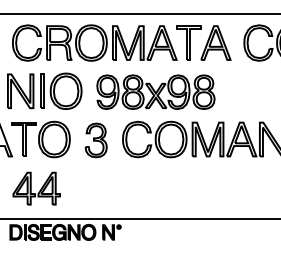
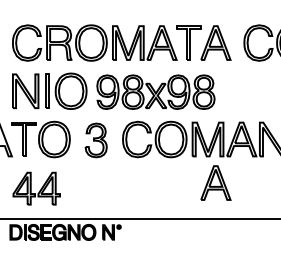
line: present -> none (139, 14)
part position: (44, 90) -> (49, 90) (49, 90)
part: none -> present (215, 182)
